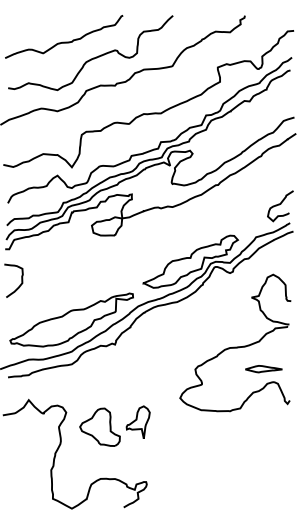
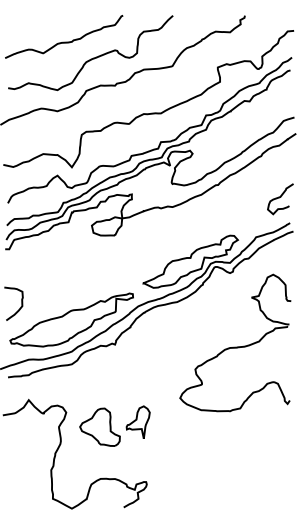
curve position: (279, 205) -> (279, 198) (279, 198)
curve position: (20, 283) -> (20, 306) (20, 306)
part: present -> none (263, 369)
